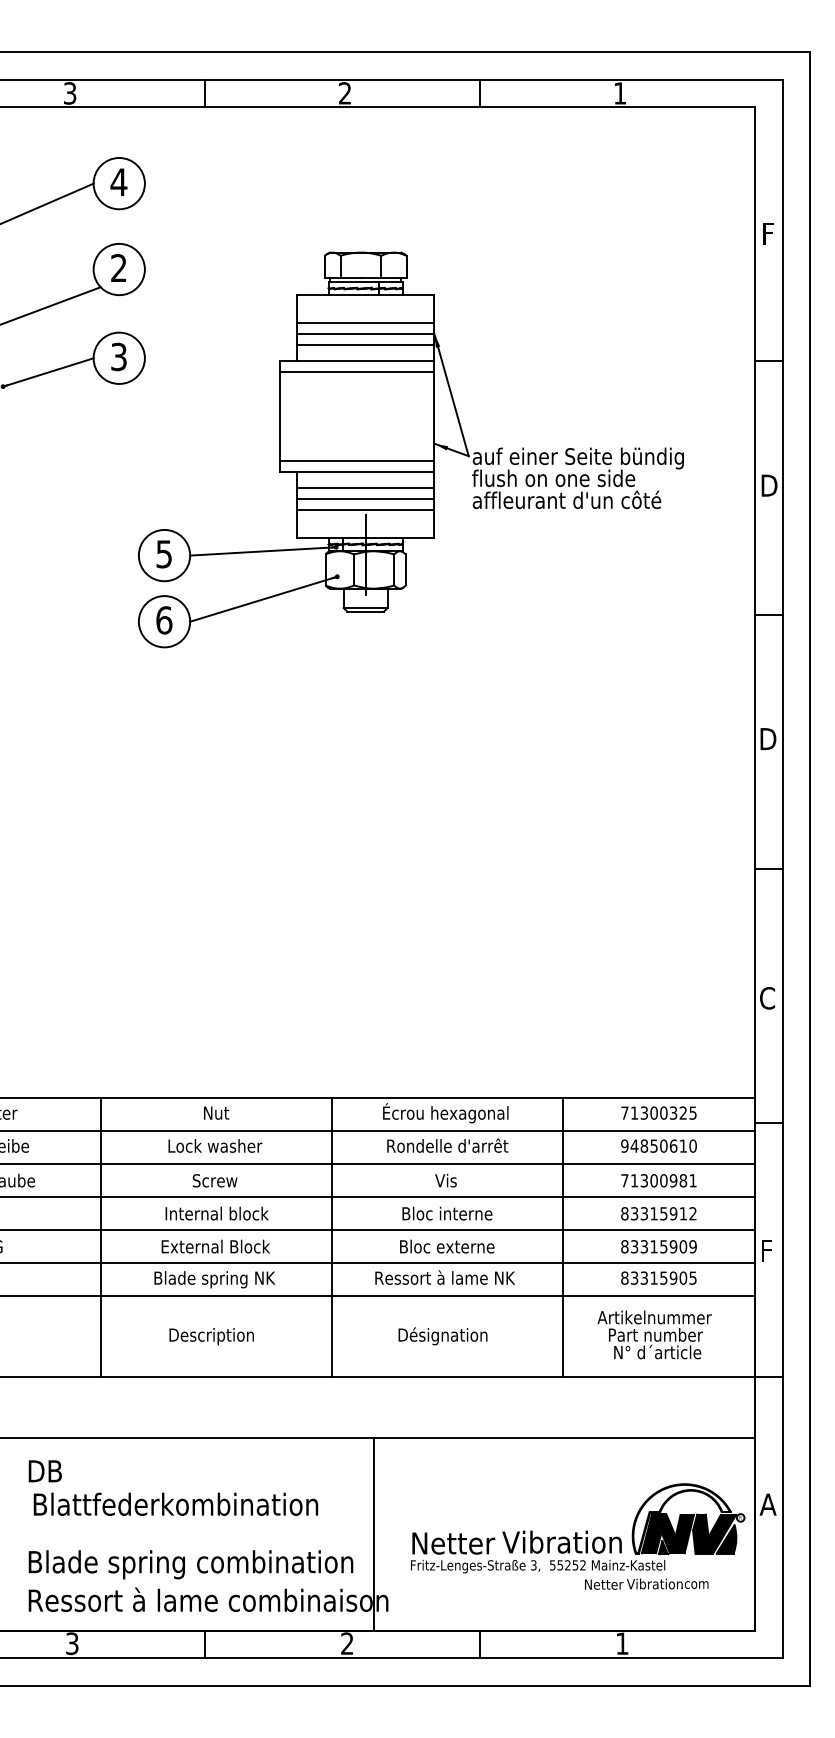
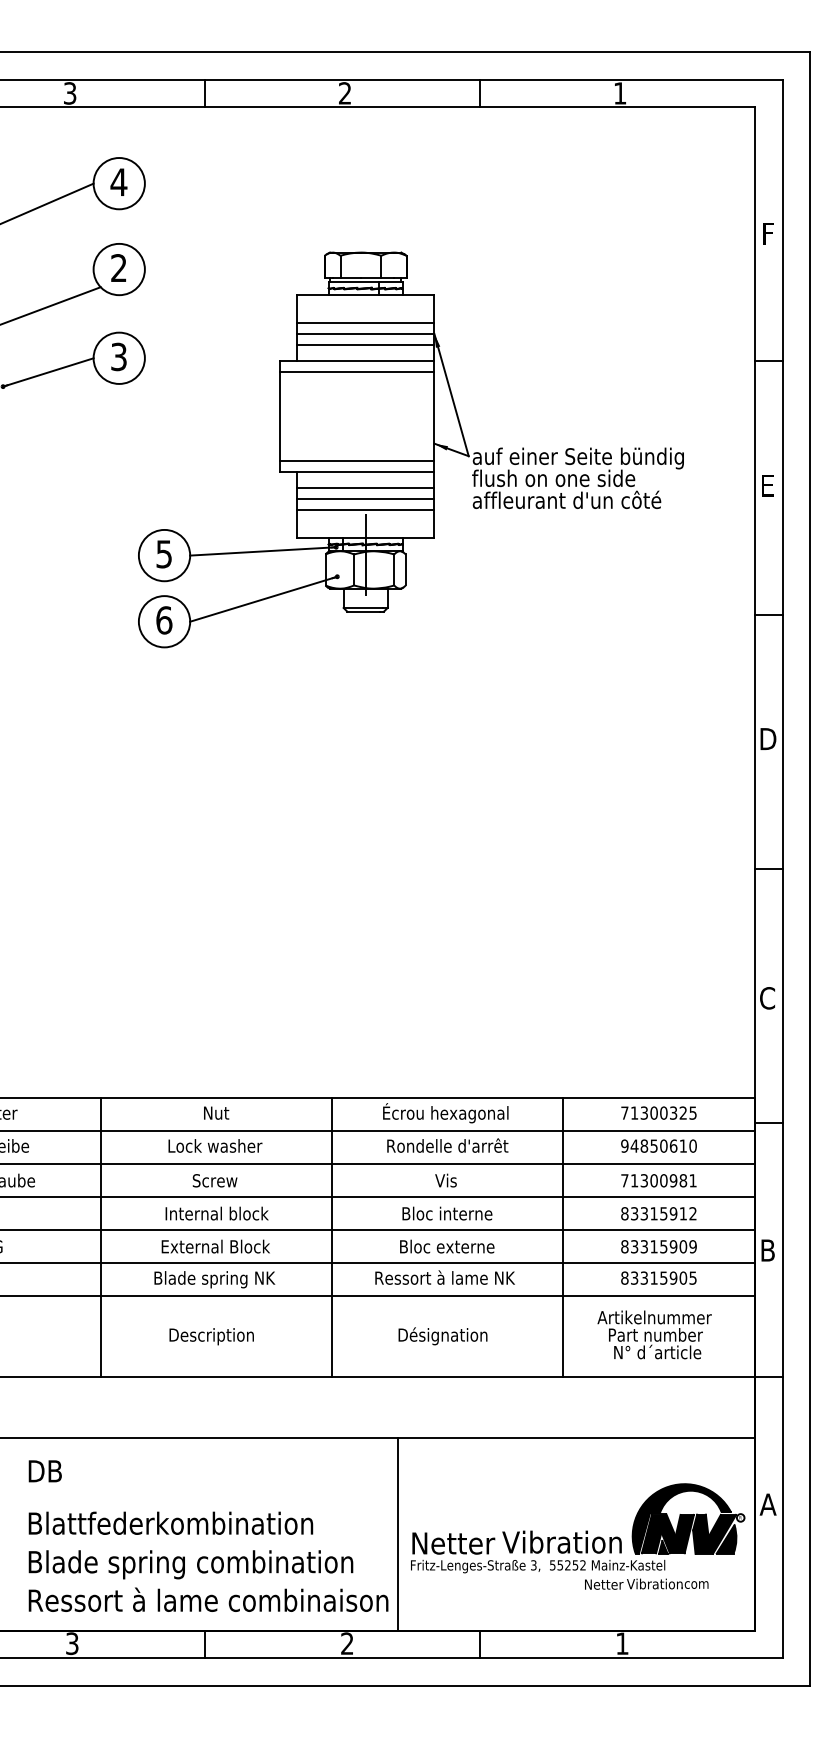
text: D -> E (769, 485)
text: F -> B (767, 1250)
text position: (175, 1503) -> (170, 1522) (170, 1522)
fill: none -> present (681, 1518)
line position: (373, 1534) -> (397, 1534) (397, 1534)
